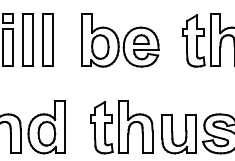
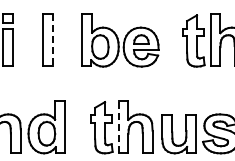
part: present -> none (27, 39)
line: solid -> dashed (52, 40)
line: solid -> dashed (118, 126)
